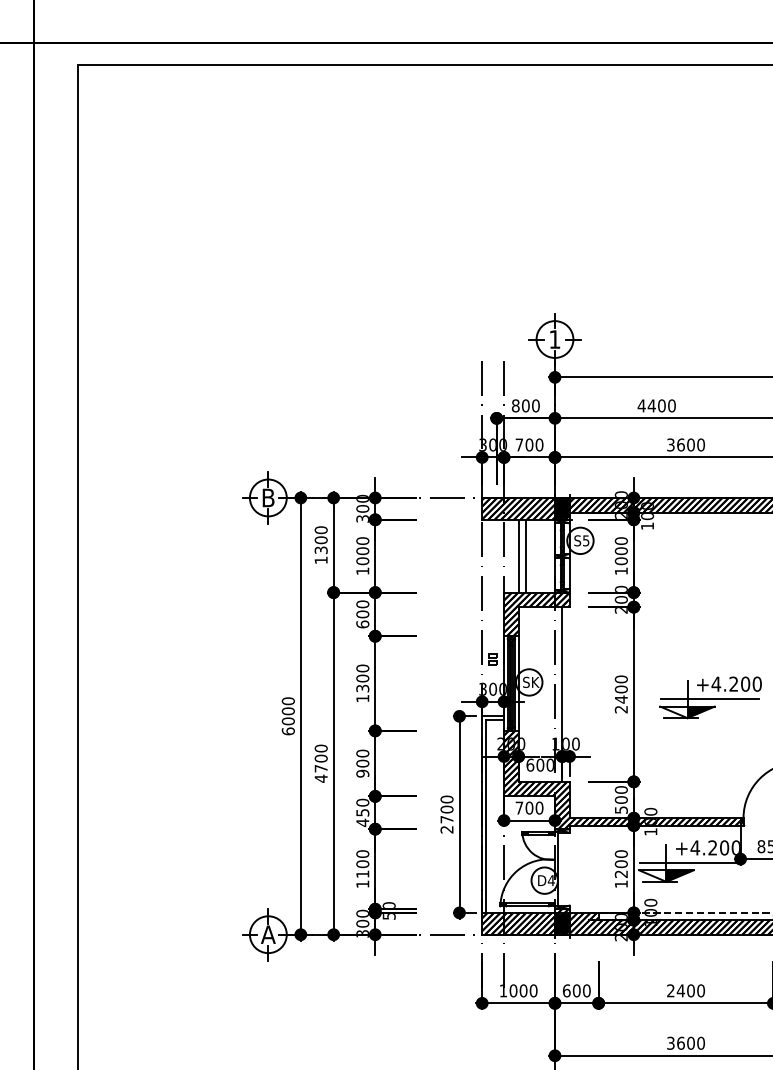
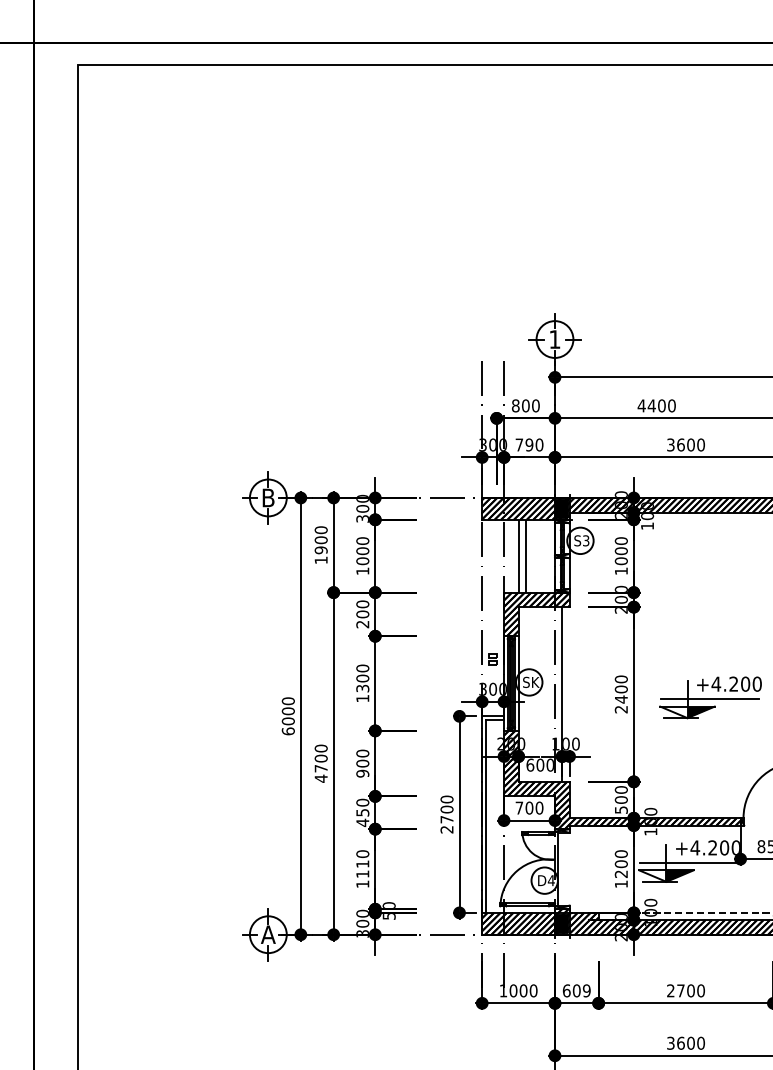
text: 700 -> 790 (529, 444)
text: S5 -> S3 (586, 540)
text: 1300 -> 1900 (320, 550)
text: 600 -> 200 (362, 624)
text: 1100 -> 1110 (362, 864)
text: 600 -> 609 (586, 990)
text: 2400 -> 2700 (680, 990)
